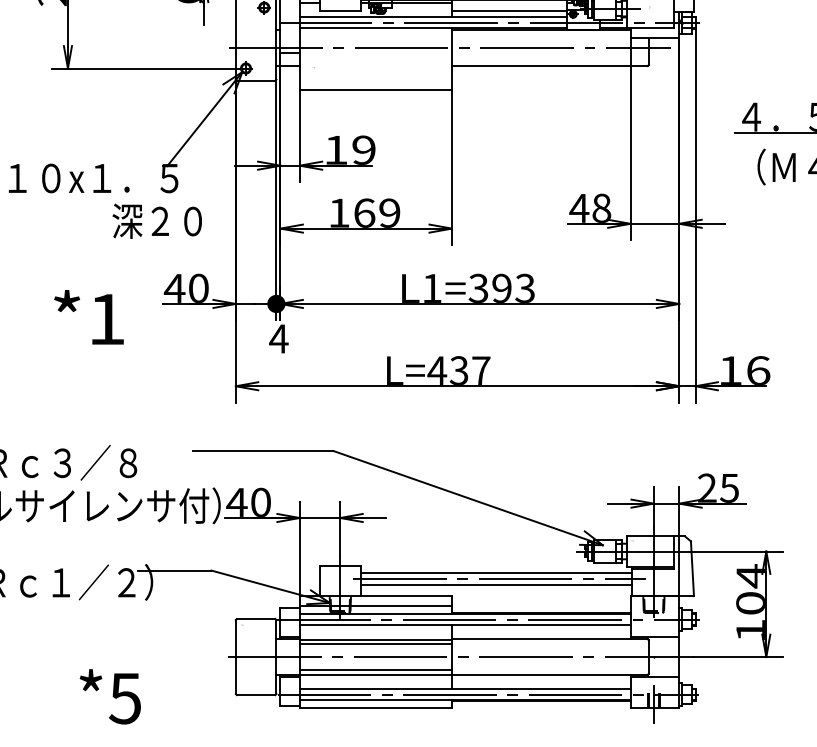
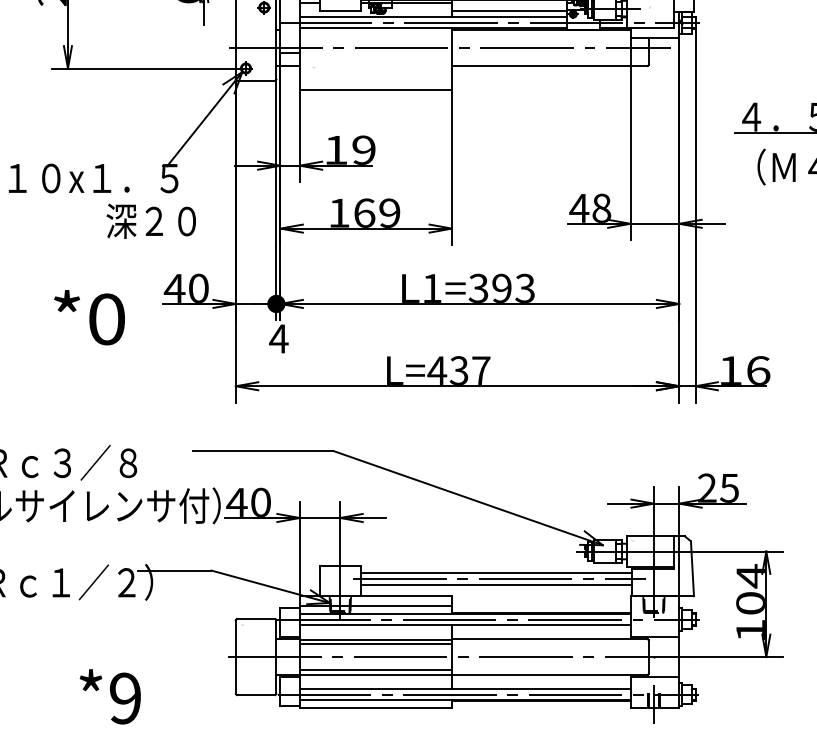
text position: (156, 220) -> (150, 220) (150, 220)
text: *1 -> *0 (106, 319)
text: *5 -> *9 (124, 698)
